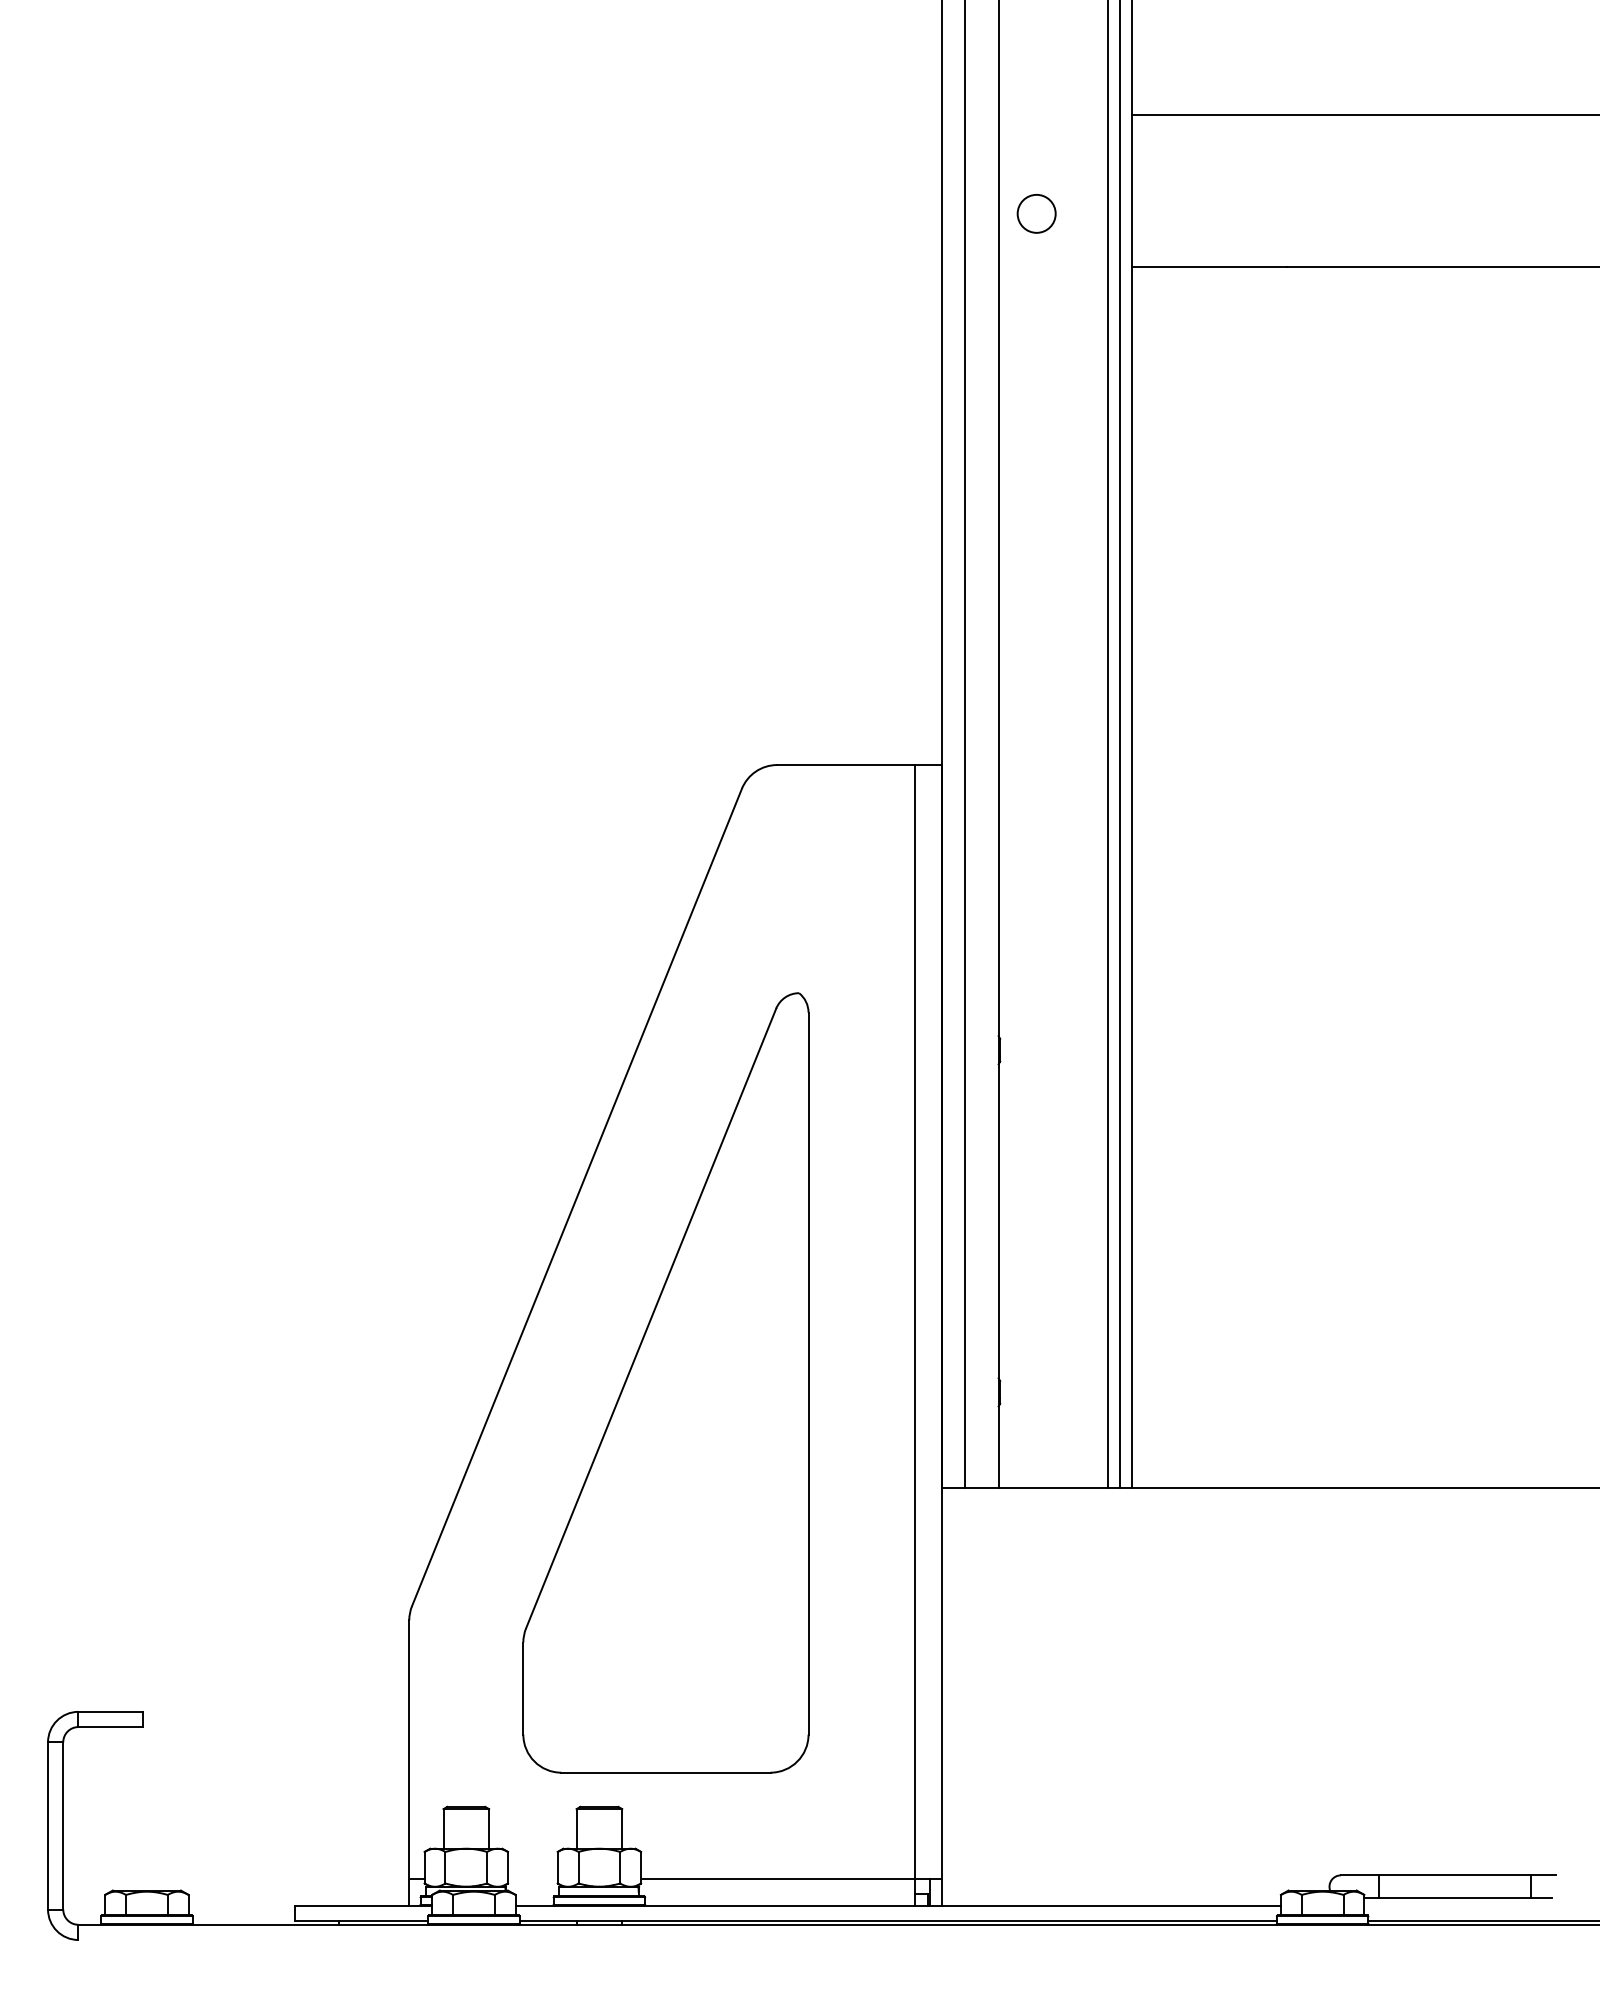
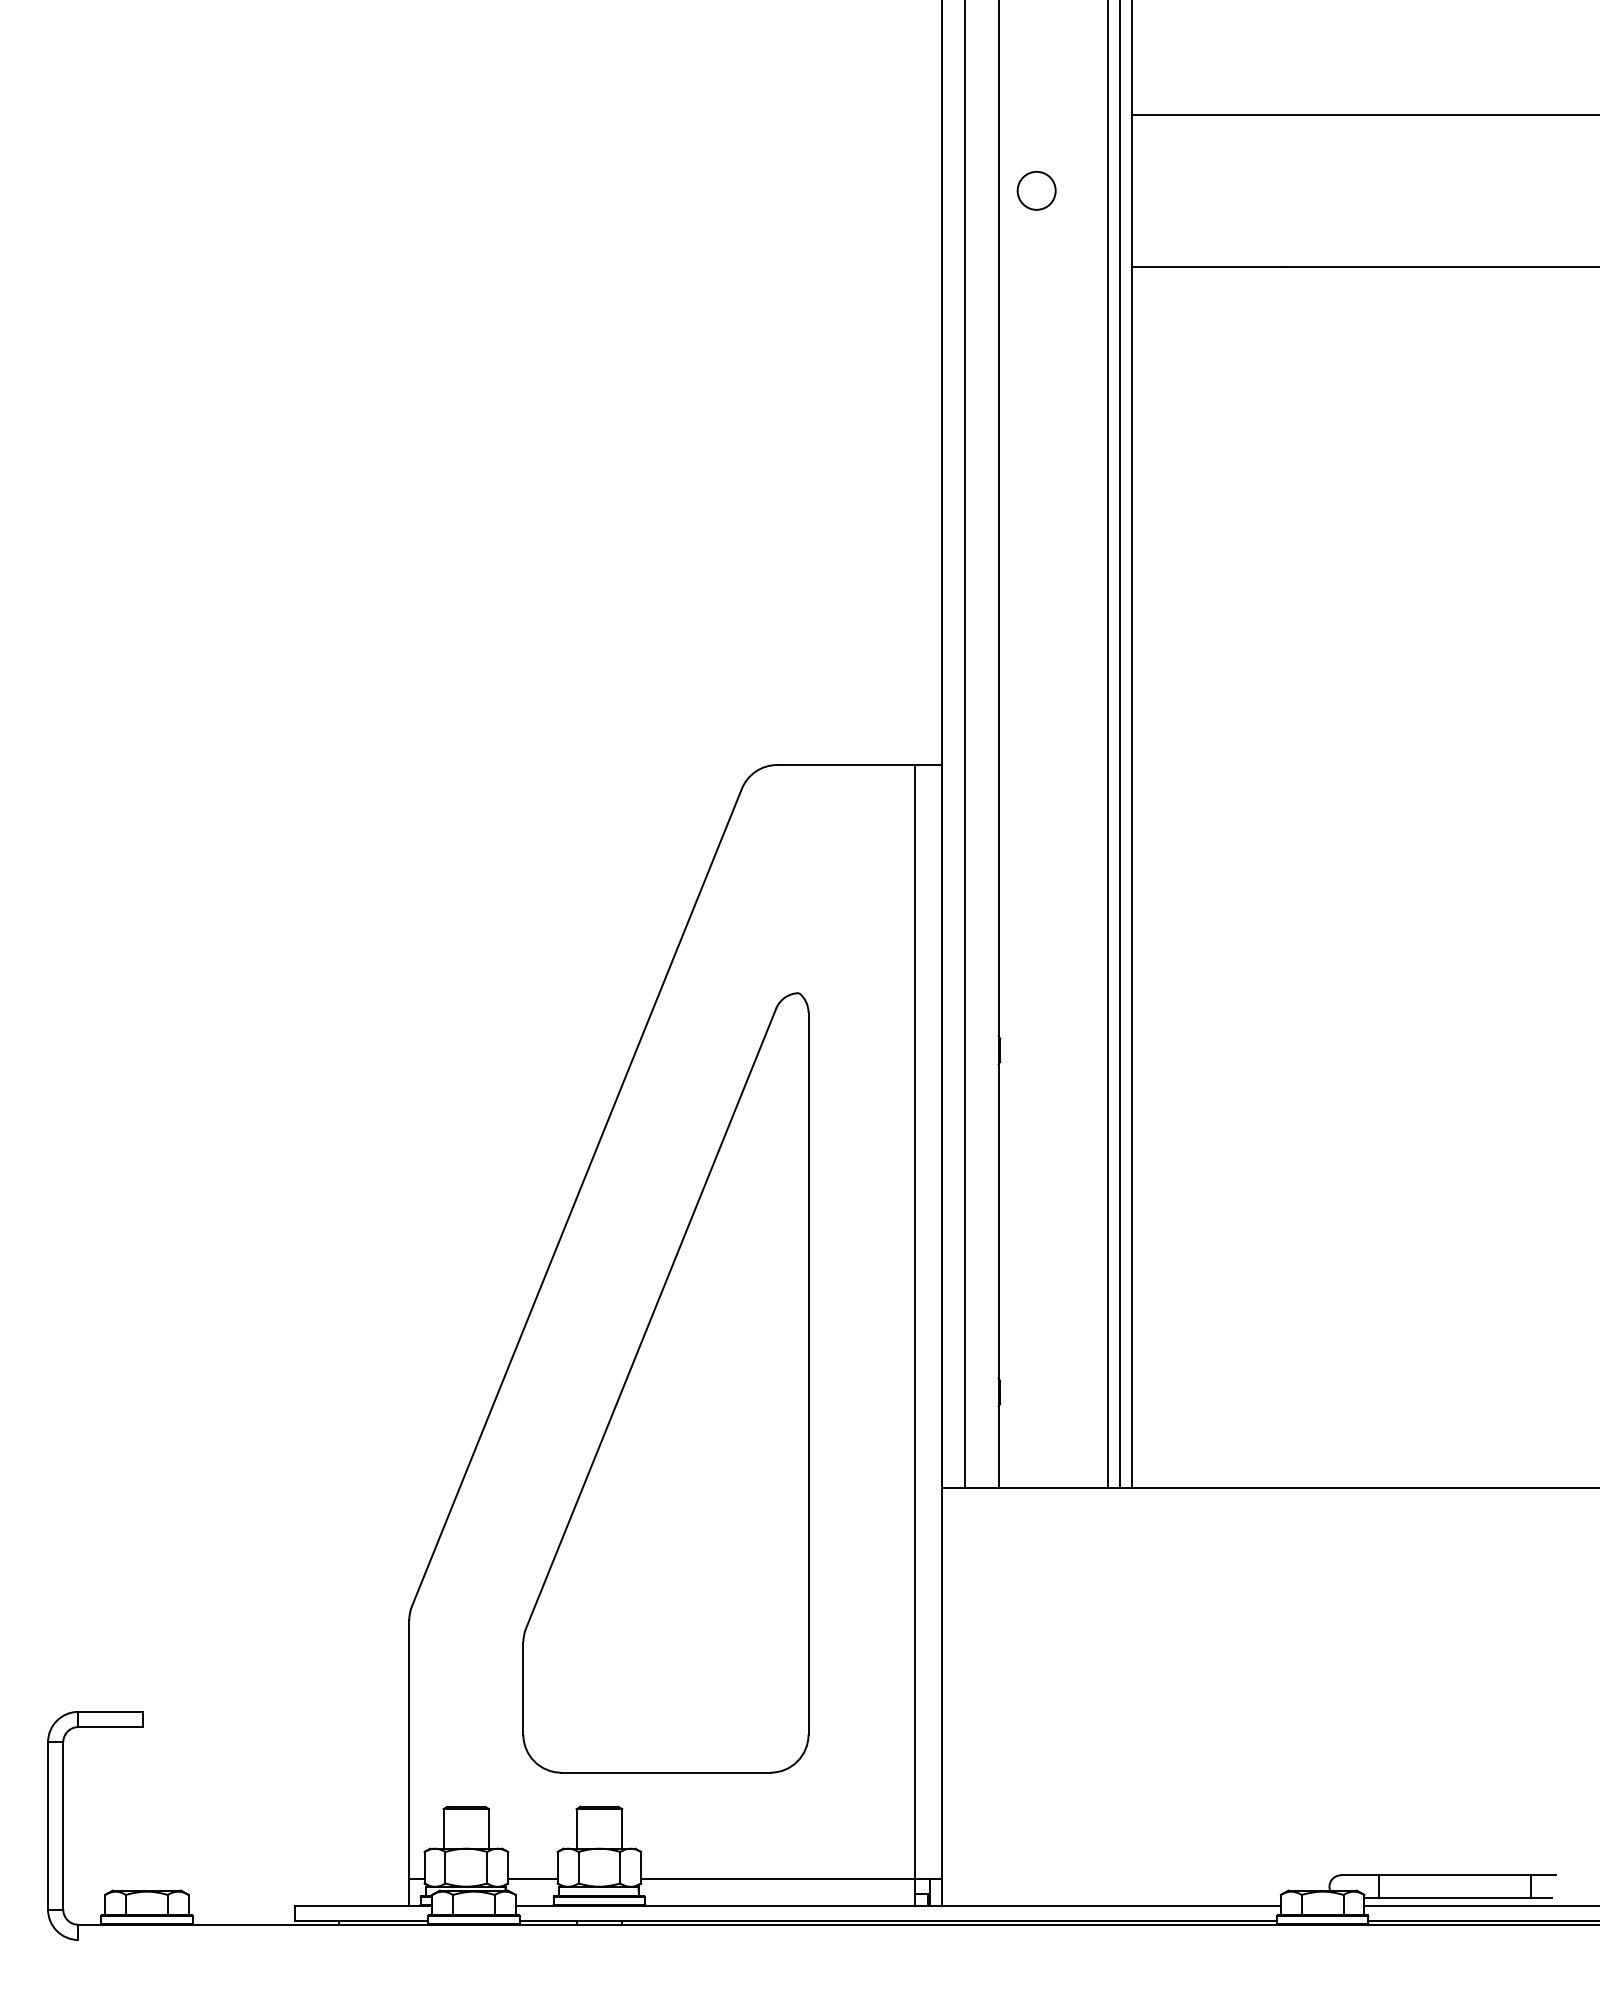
circle position: (1036, 213) -> (1036, 190) (1036, 190)
line: none -> present (532, 1879)
line: none -> present (1480, 1905)
